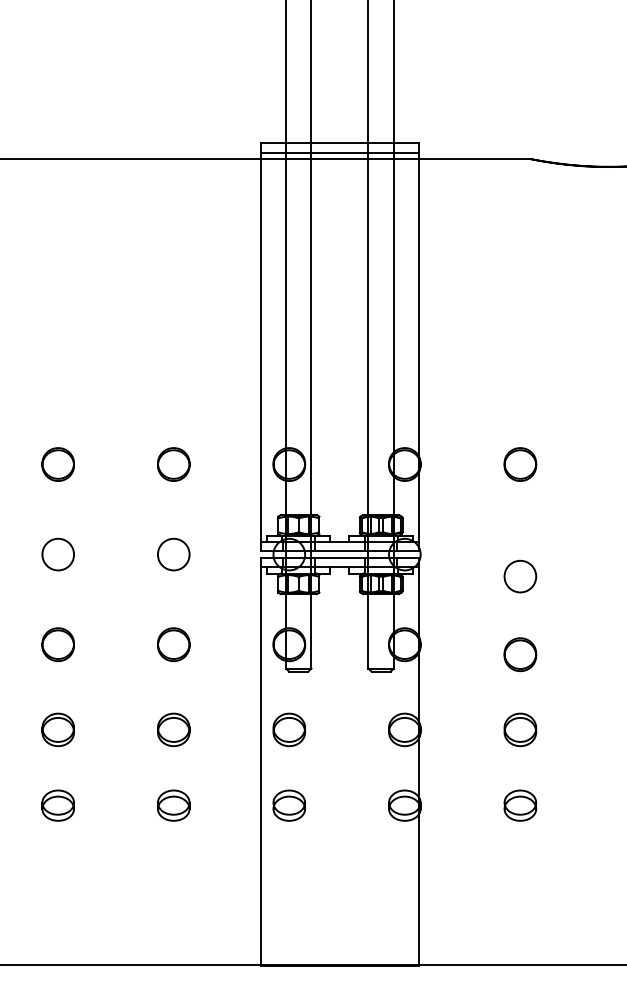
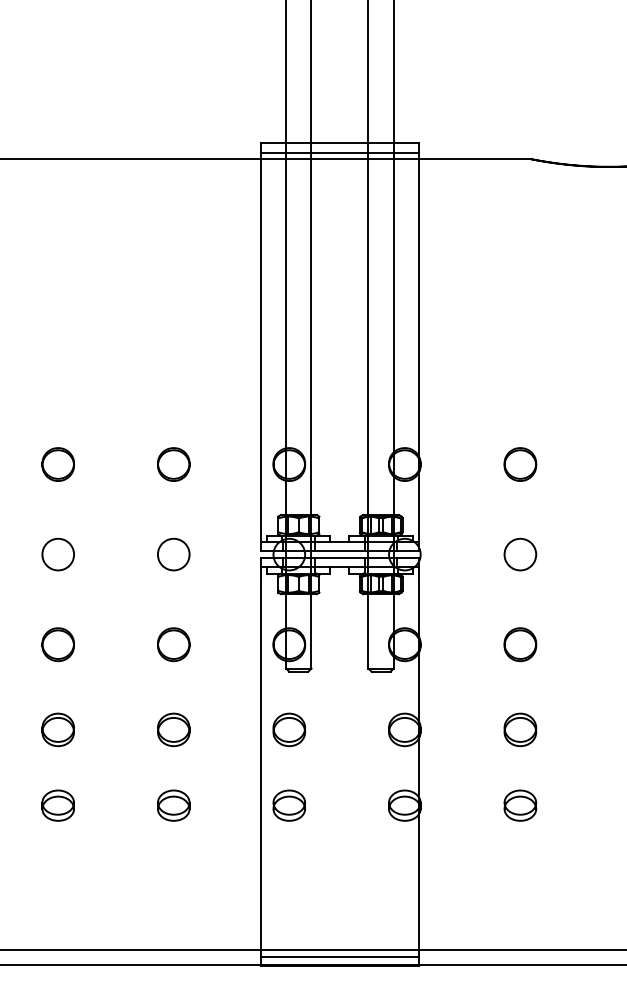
part position: (520, 576) -> (520, 554) (520, 554)
part position: (520, 654) -> (520, 644) (520, 644)
line: none -> present (312, 950)
line: none -> present (339, 956)
